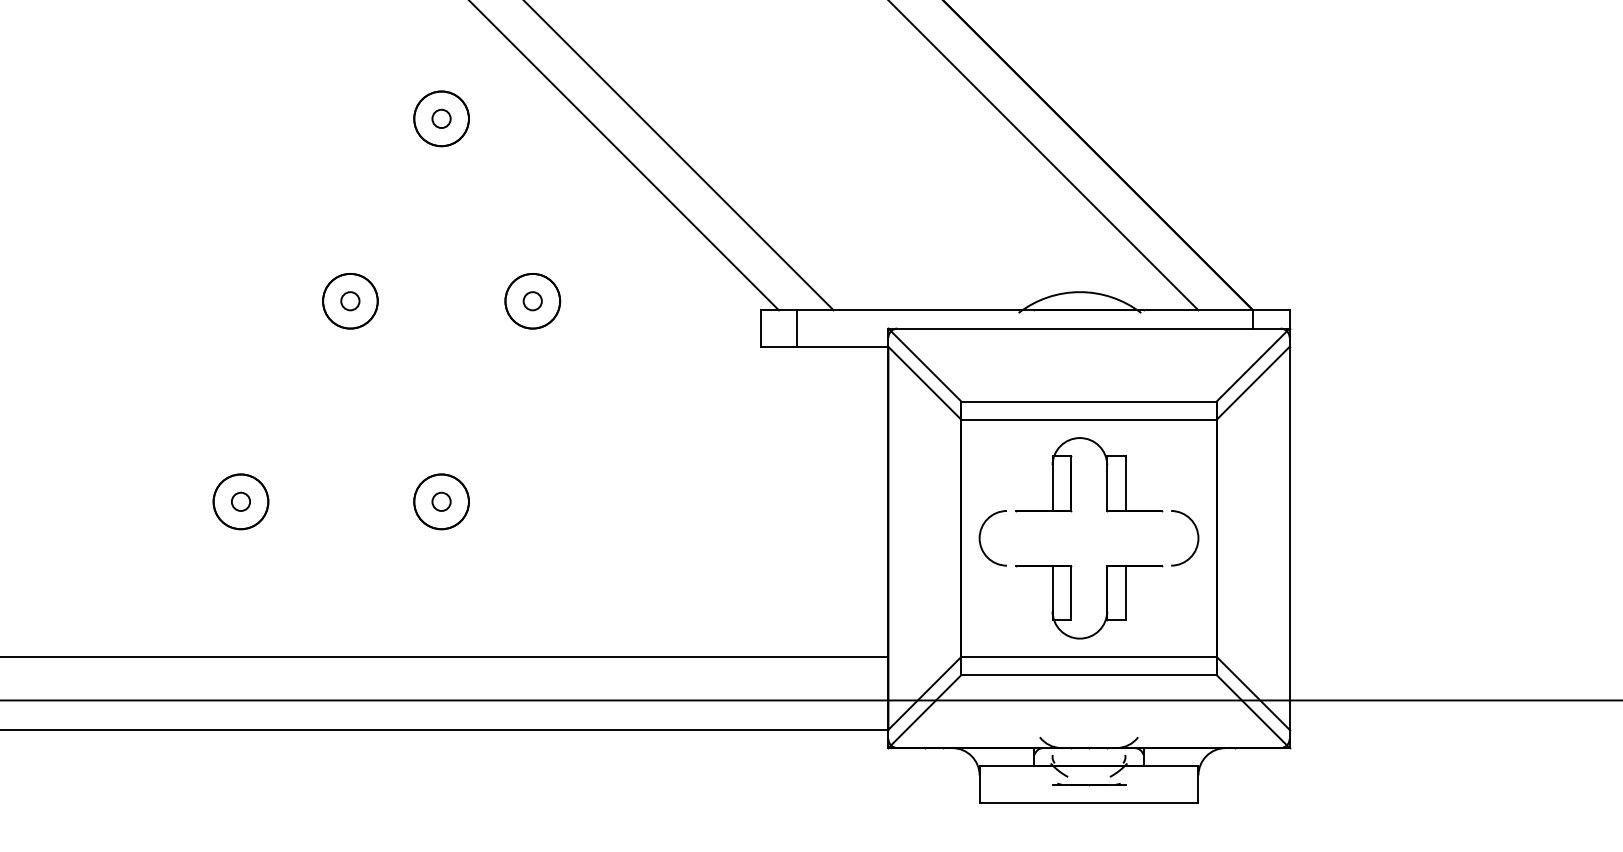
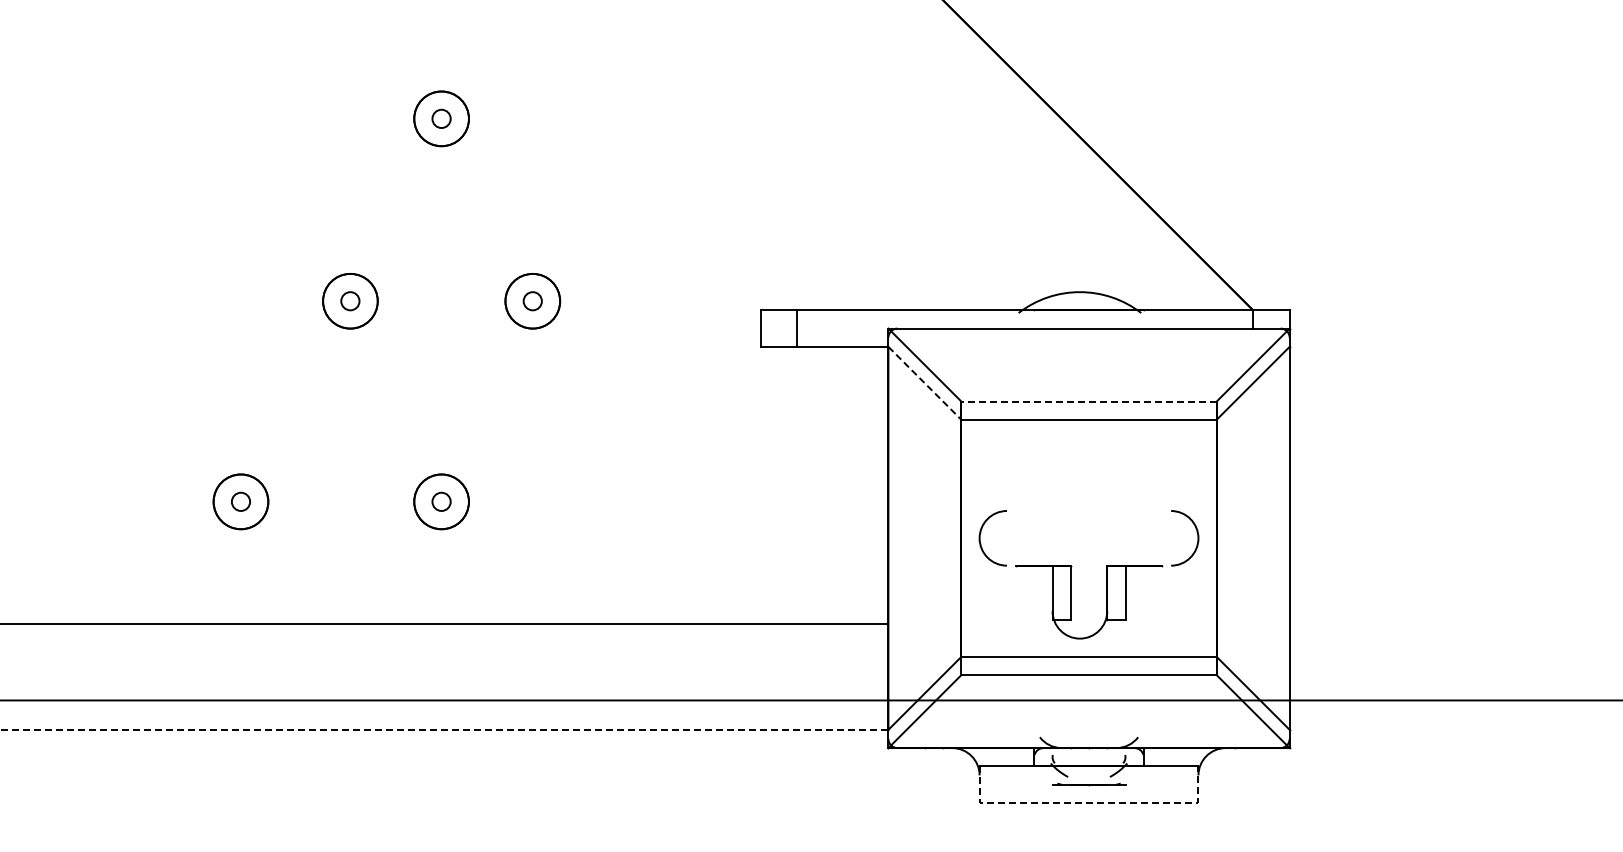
line: present -> none (624, 156)
line: present -> none (679, 156)
line: present -> none (1044, 156)
line: solid -> dashed (924, 383)
line: solid -> dashed (1089, 401)
part: present -> none (1106, 474)
line position: (445, 656) -> (445, 623) (445, 623)
line: solid -> dashed (444, 729)
line: solid -> dashed (1089, 802)
